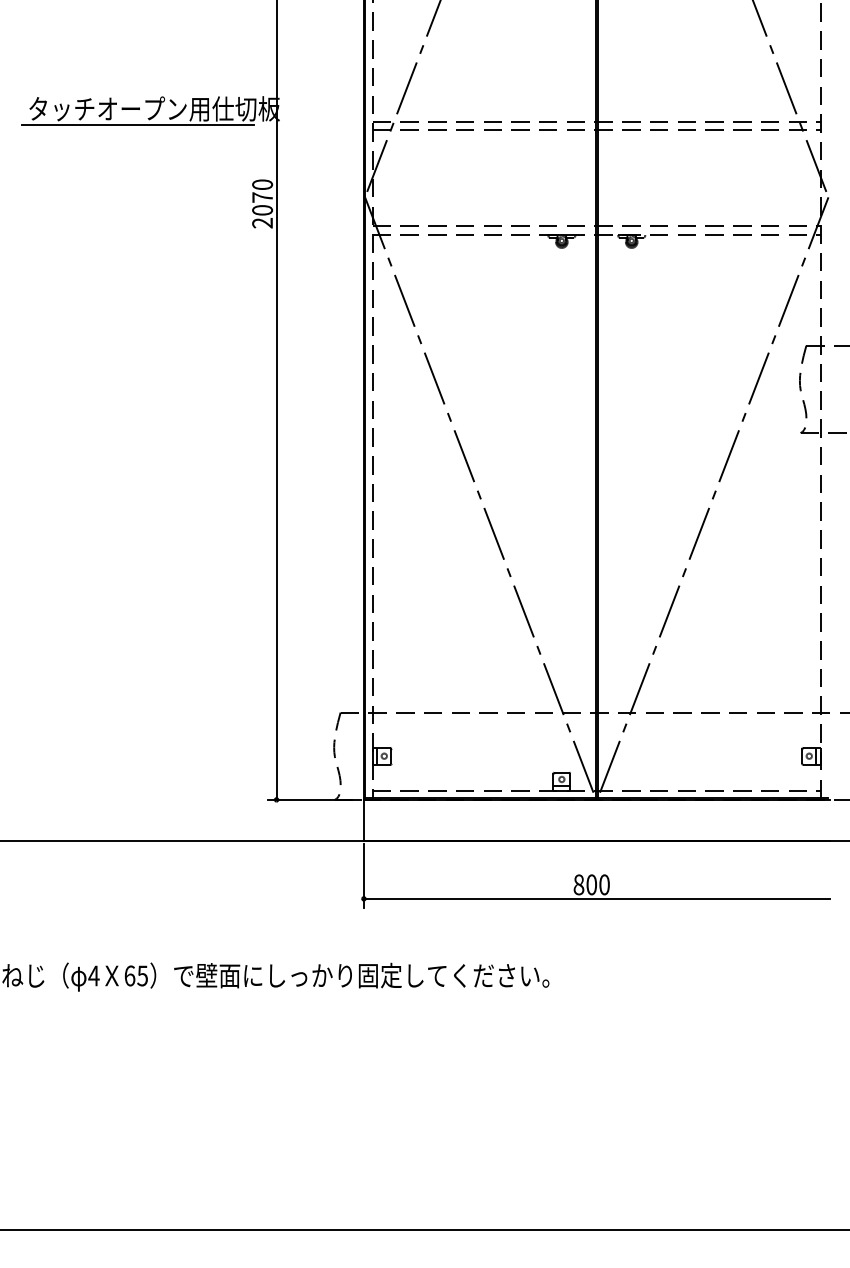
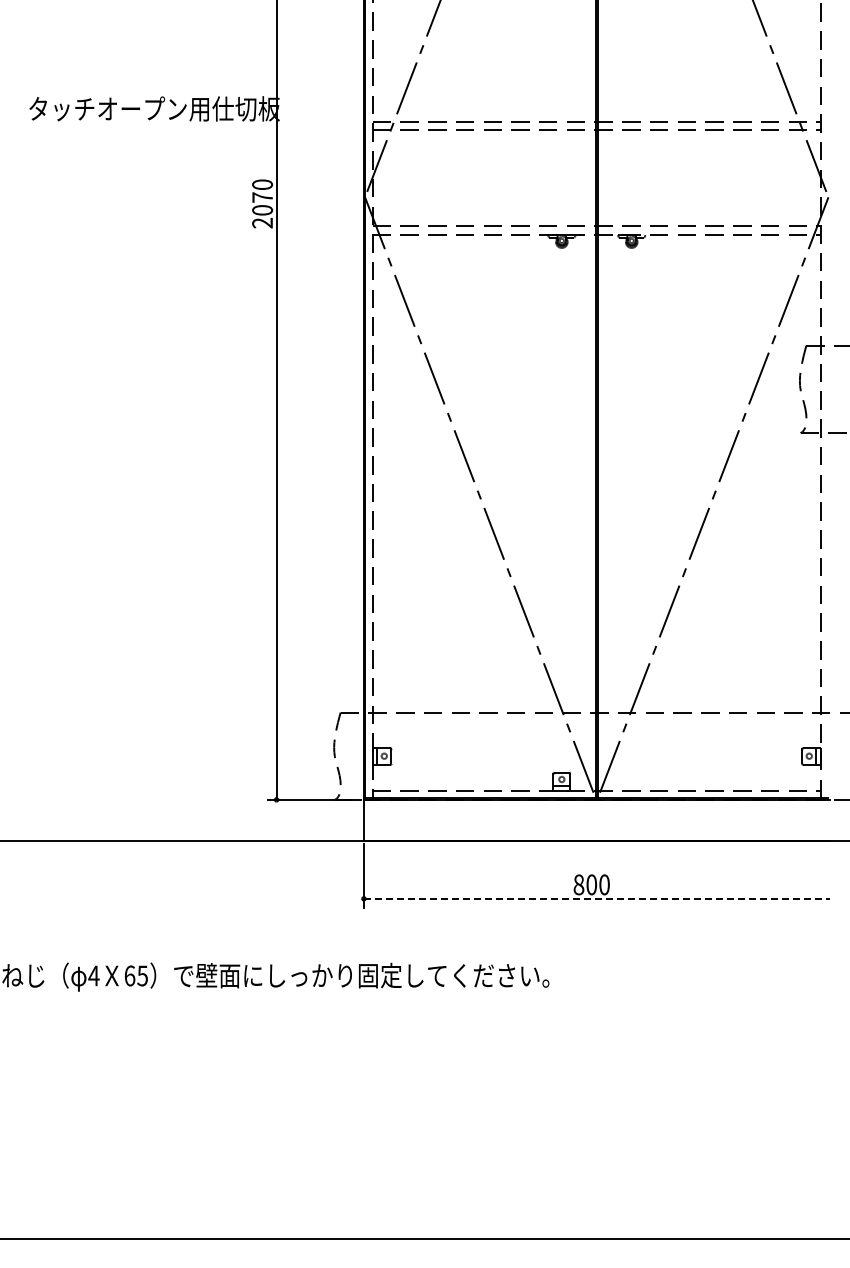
line: present -> none (137, 124)
line: solid -> dashed (596, 898)
line position: (424, 1229) -> (424, 1238) (424, 1238)
